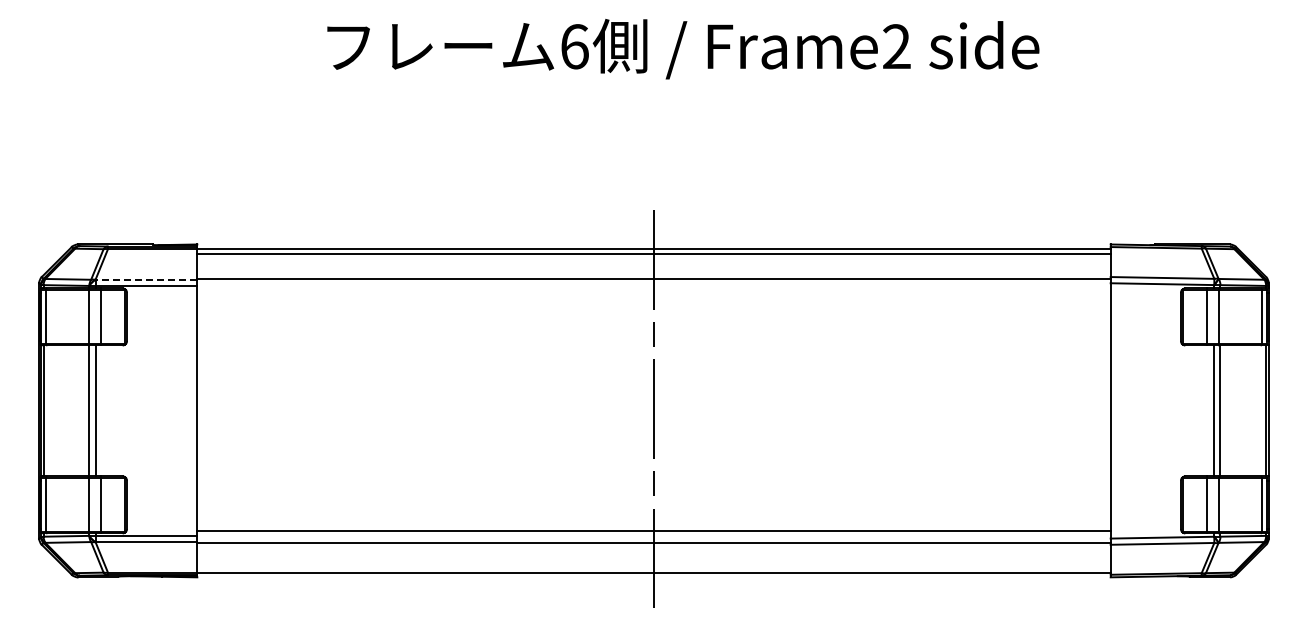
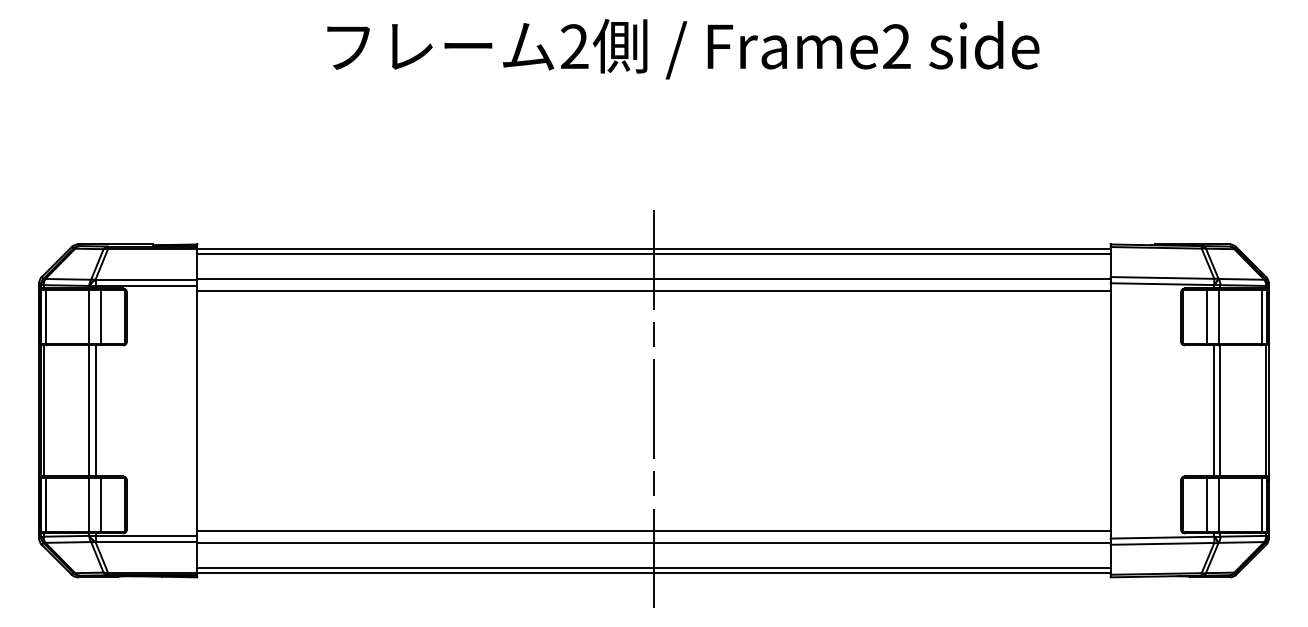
text: 6 -> 2 (574, 46)
line: dashed -> solid (146, 279)
line: none -> present (653, 291)
line: none -> present (653, 567)
